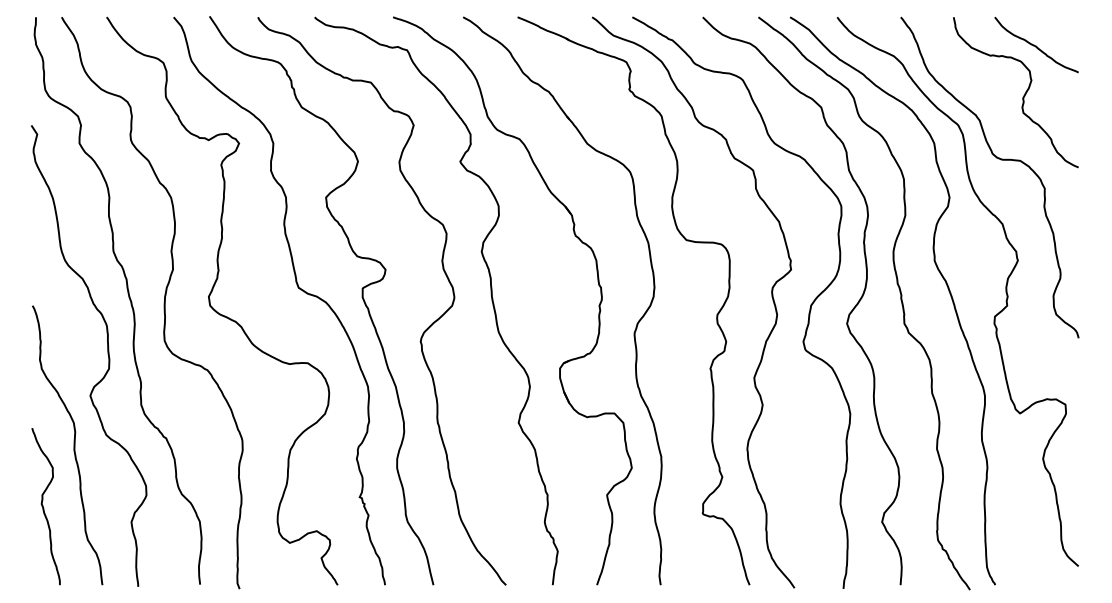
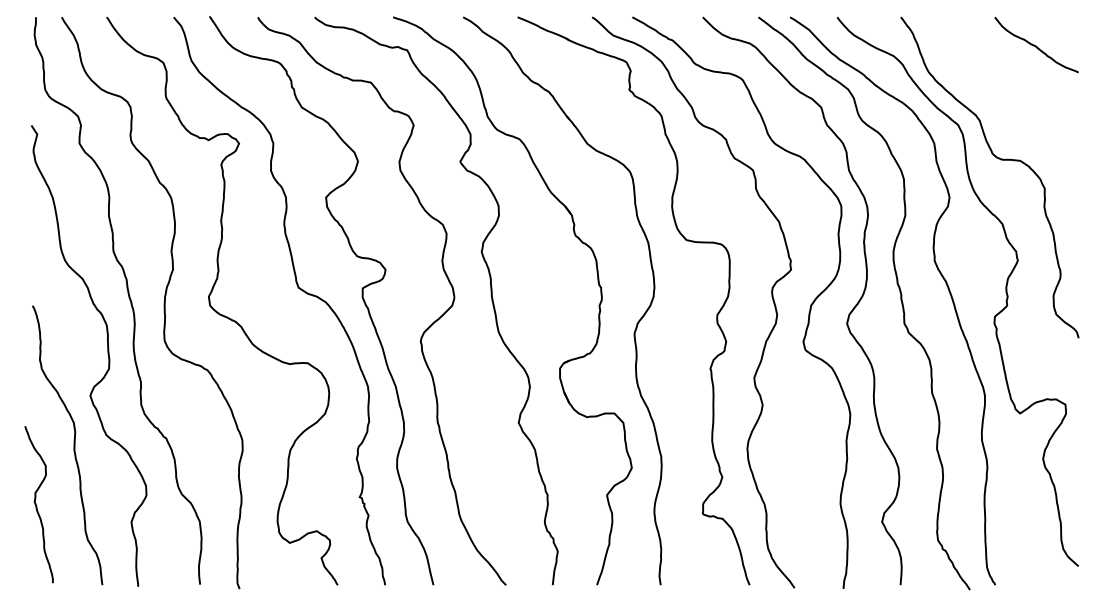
curve: present -> none (1023, 95)
curve position: (43, 506) -> (36, 504) (36, 504)
